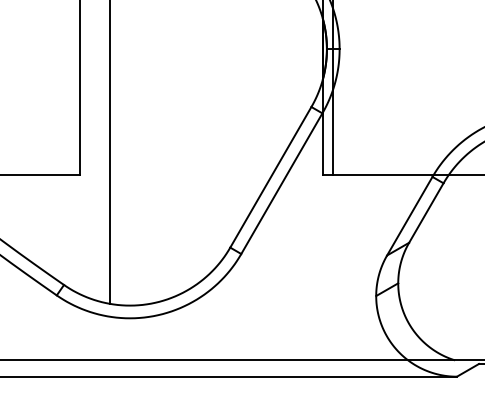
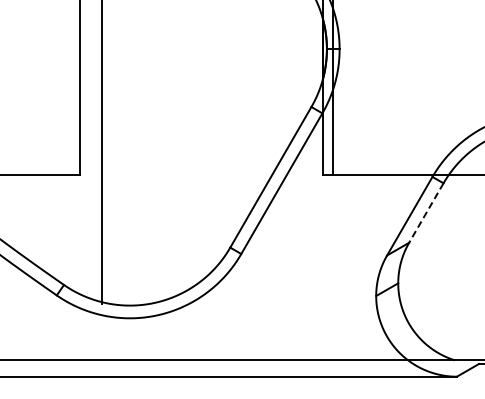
line position: (110, 152) -> (102, 152) (102, 152)
line: solid -> dashed (426, 213)
